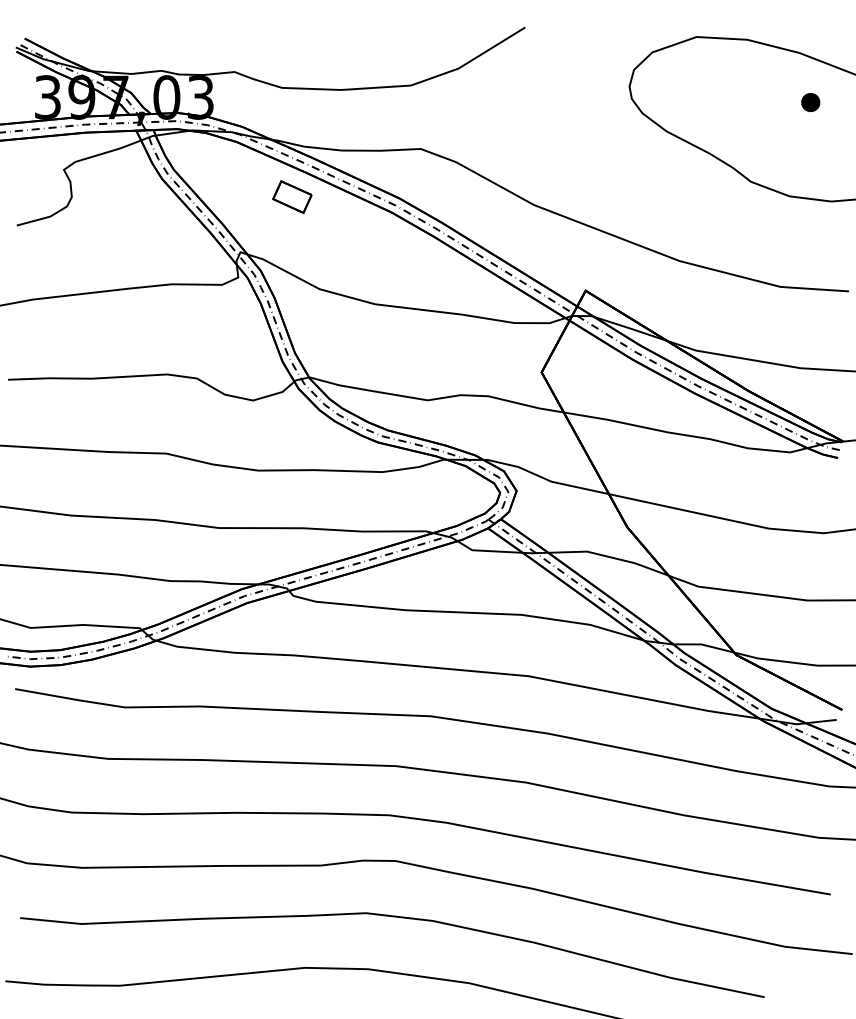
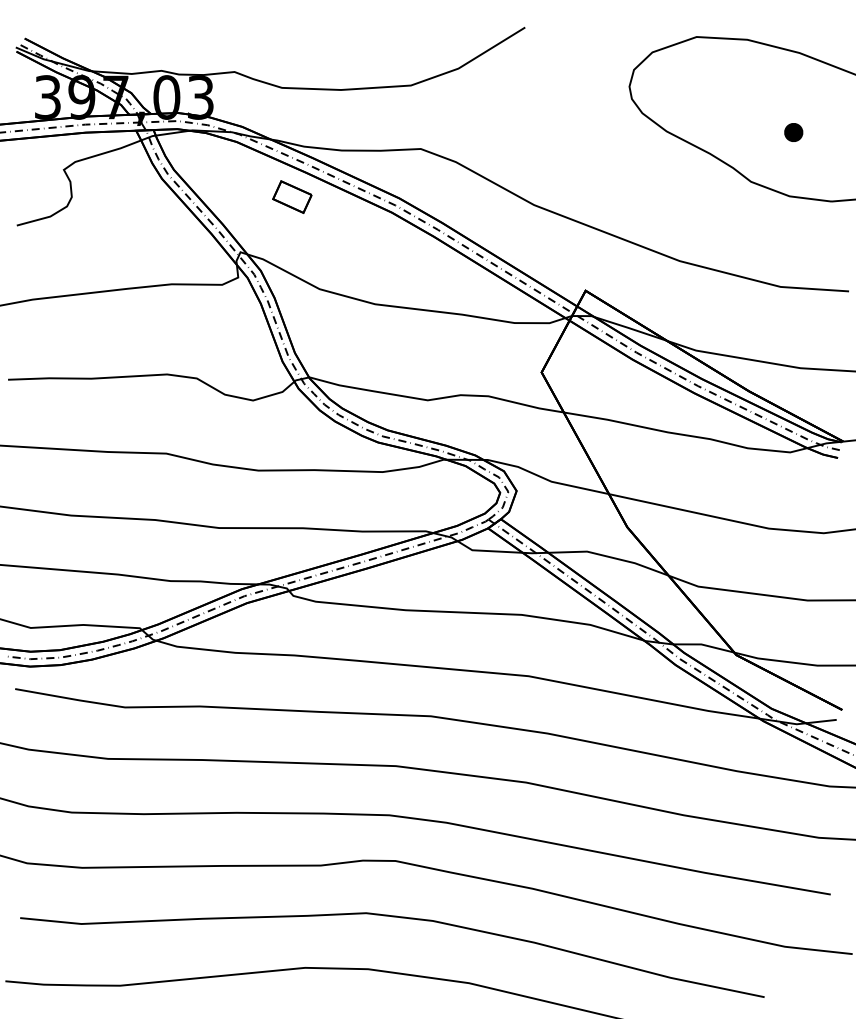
part position: (810, 102) -> (793, 132) (793, 132)
